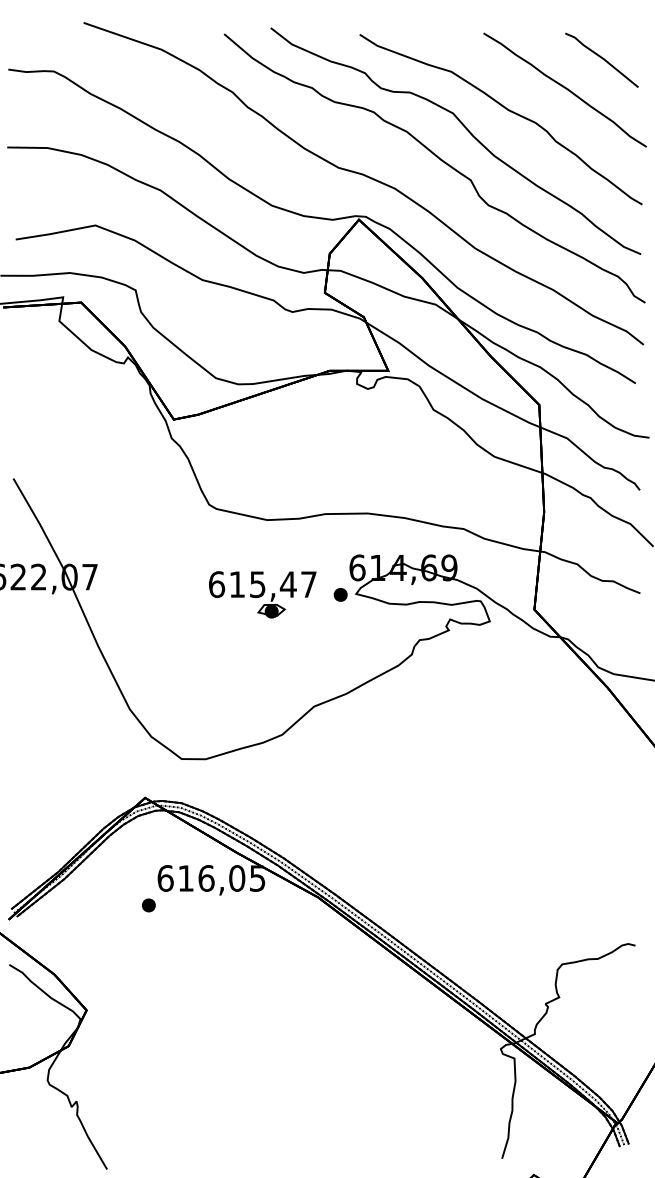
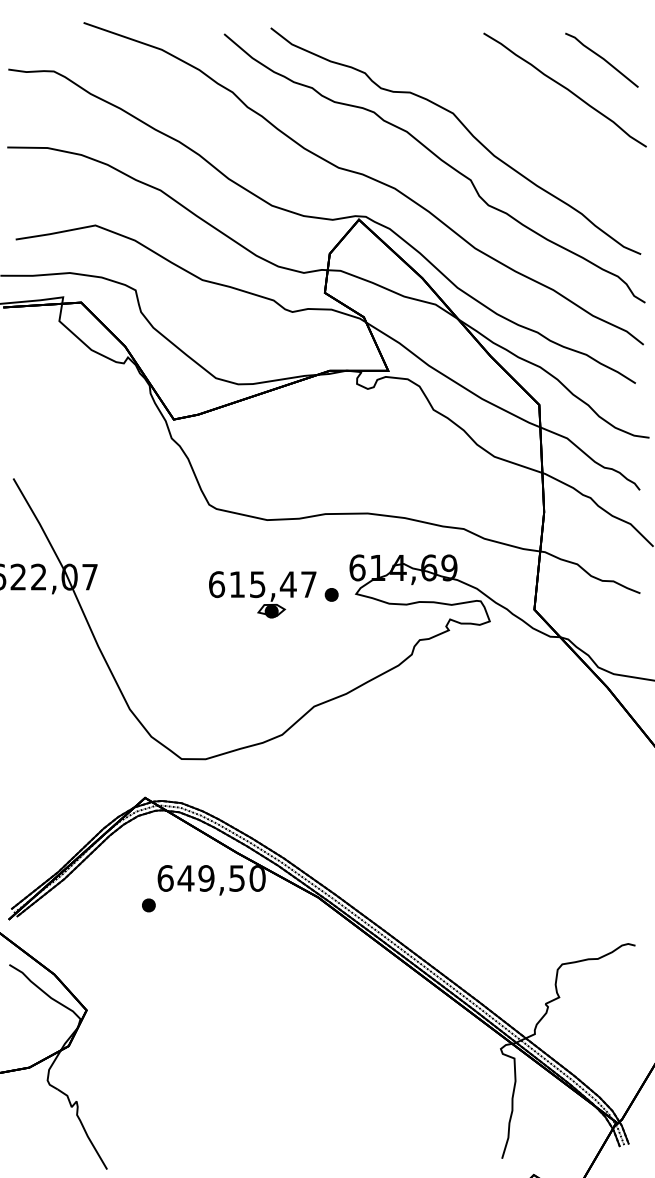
curve: present -> none (505, 109)
part position: (340, 594) -> (331, 594) (331, 594)
text: 616,05 -> 649,50 (221, 878)
